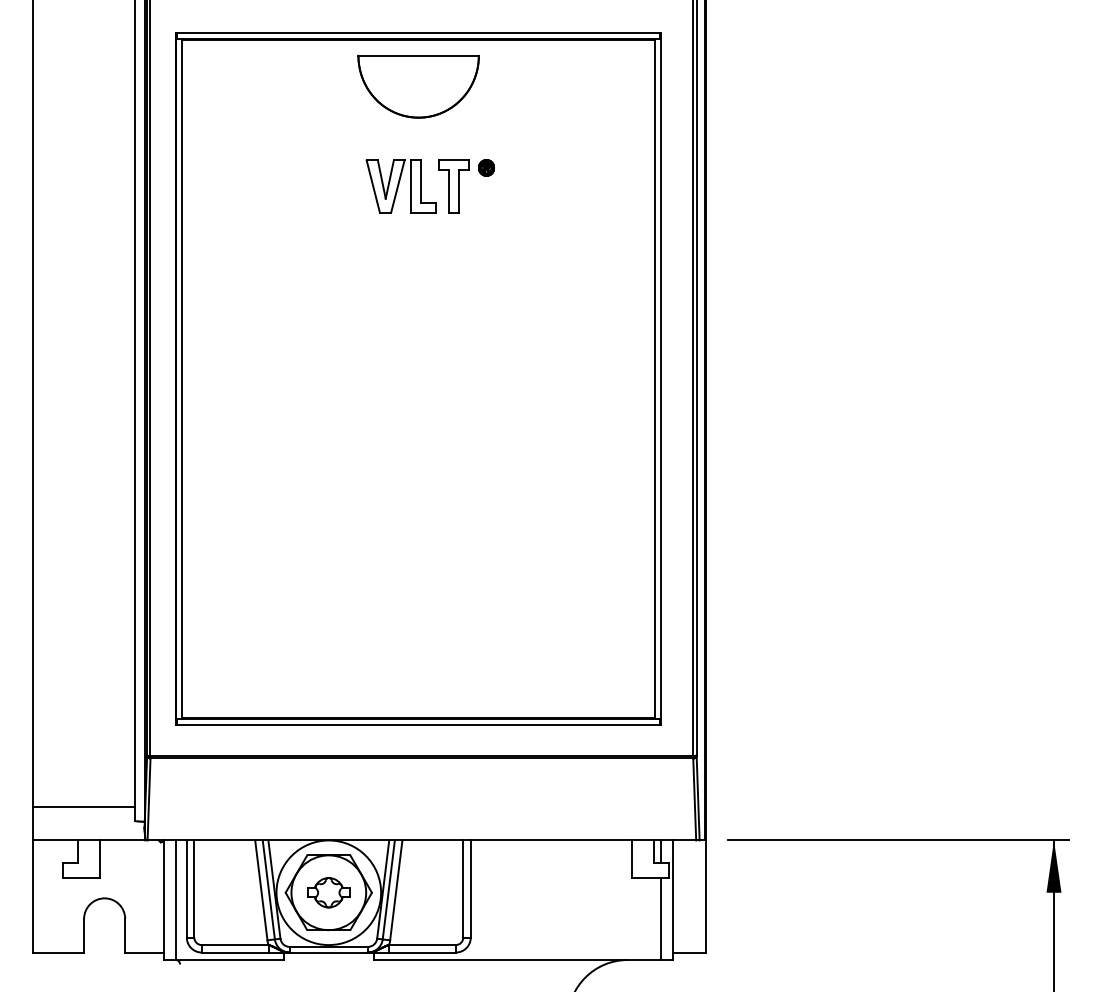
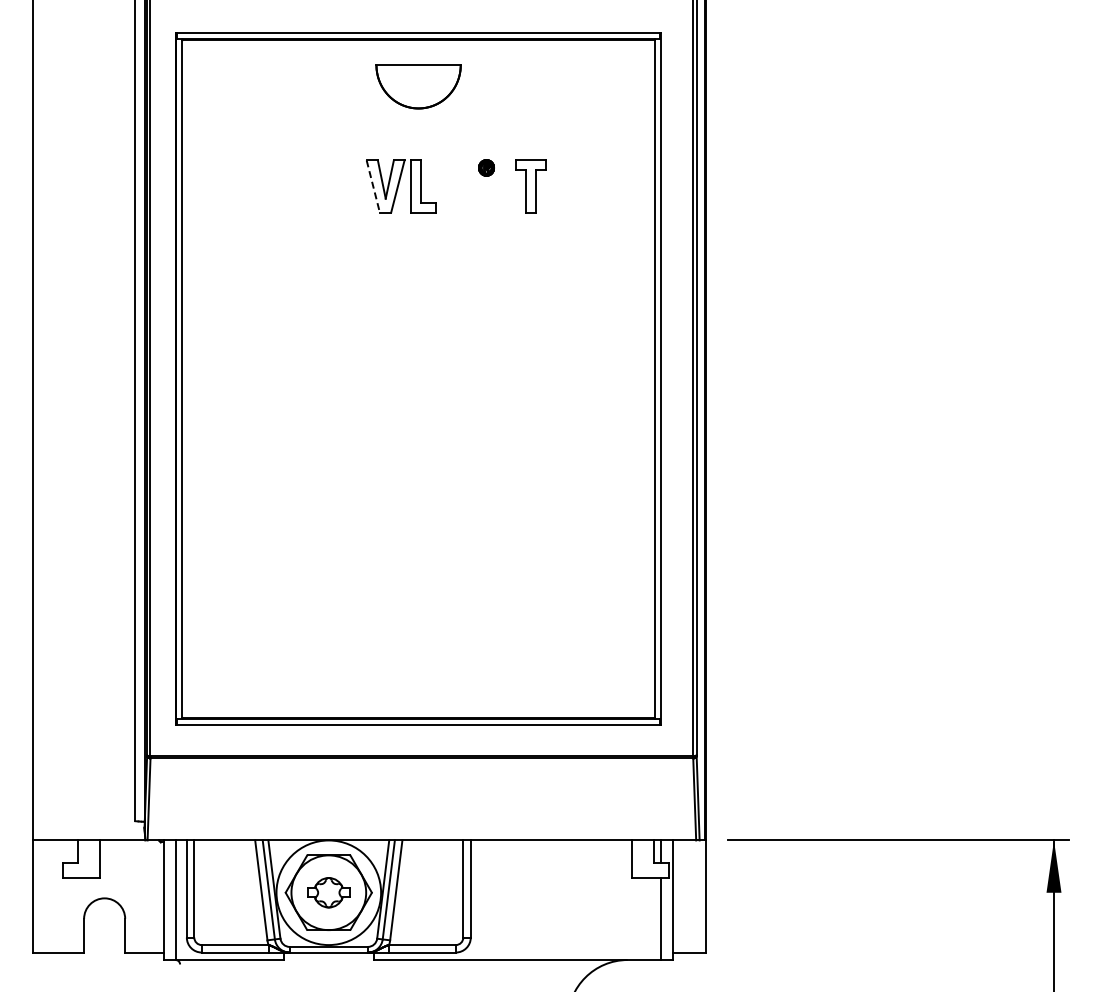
part size: 123x64 px -> 87x46 px (418, 86)
line: solid -> dashed (373, 186)
part position: (453, 186) -> (530, 186) (530, 186)
line: present -> none (84, 806)
